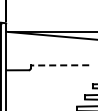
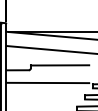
line: none -> present (50, 49)
line: dashed -> solid (59, 65)
line: none -> present (47, 82)
